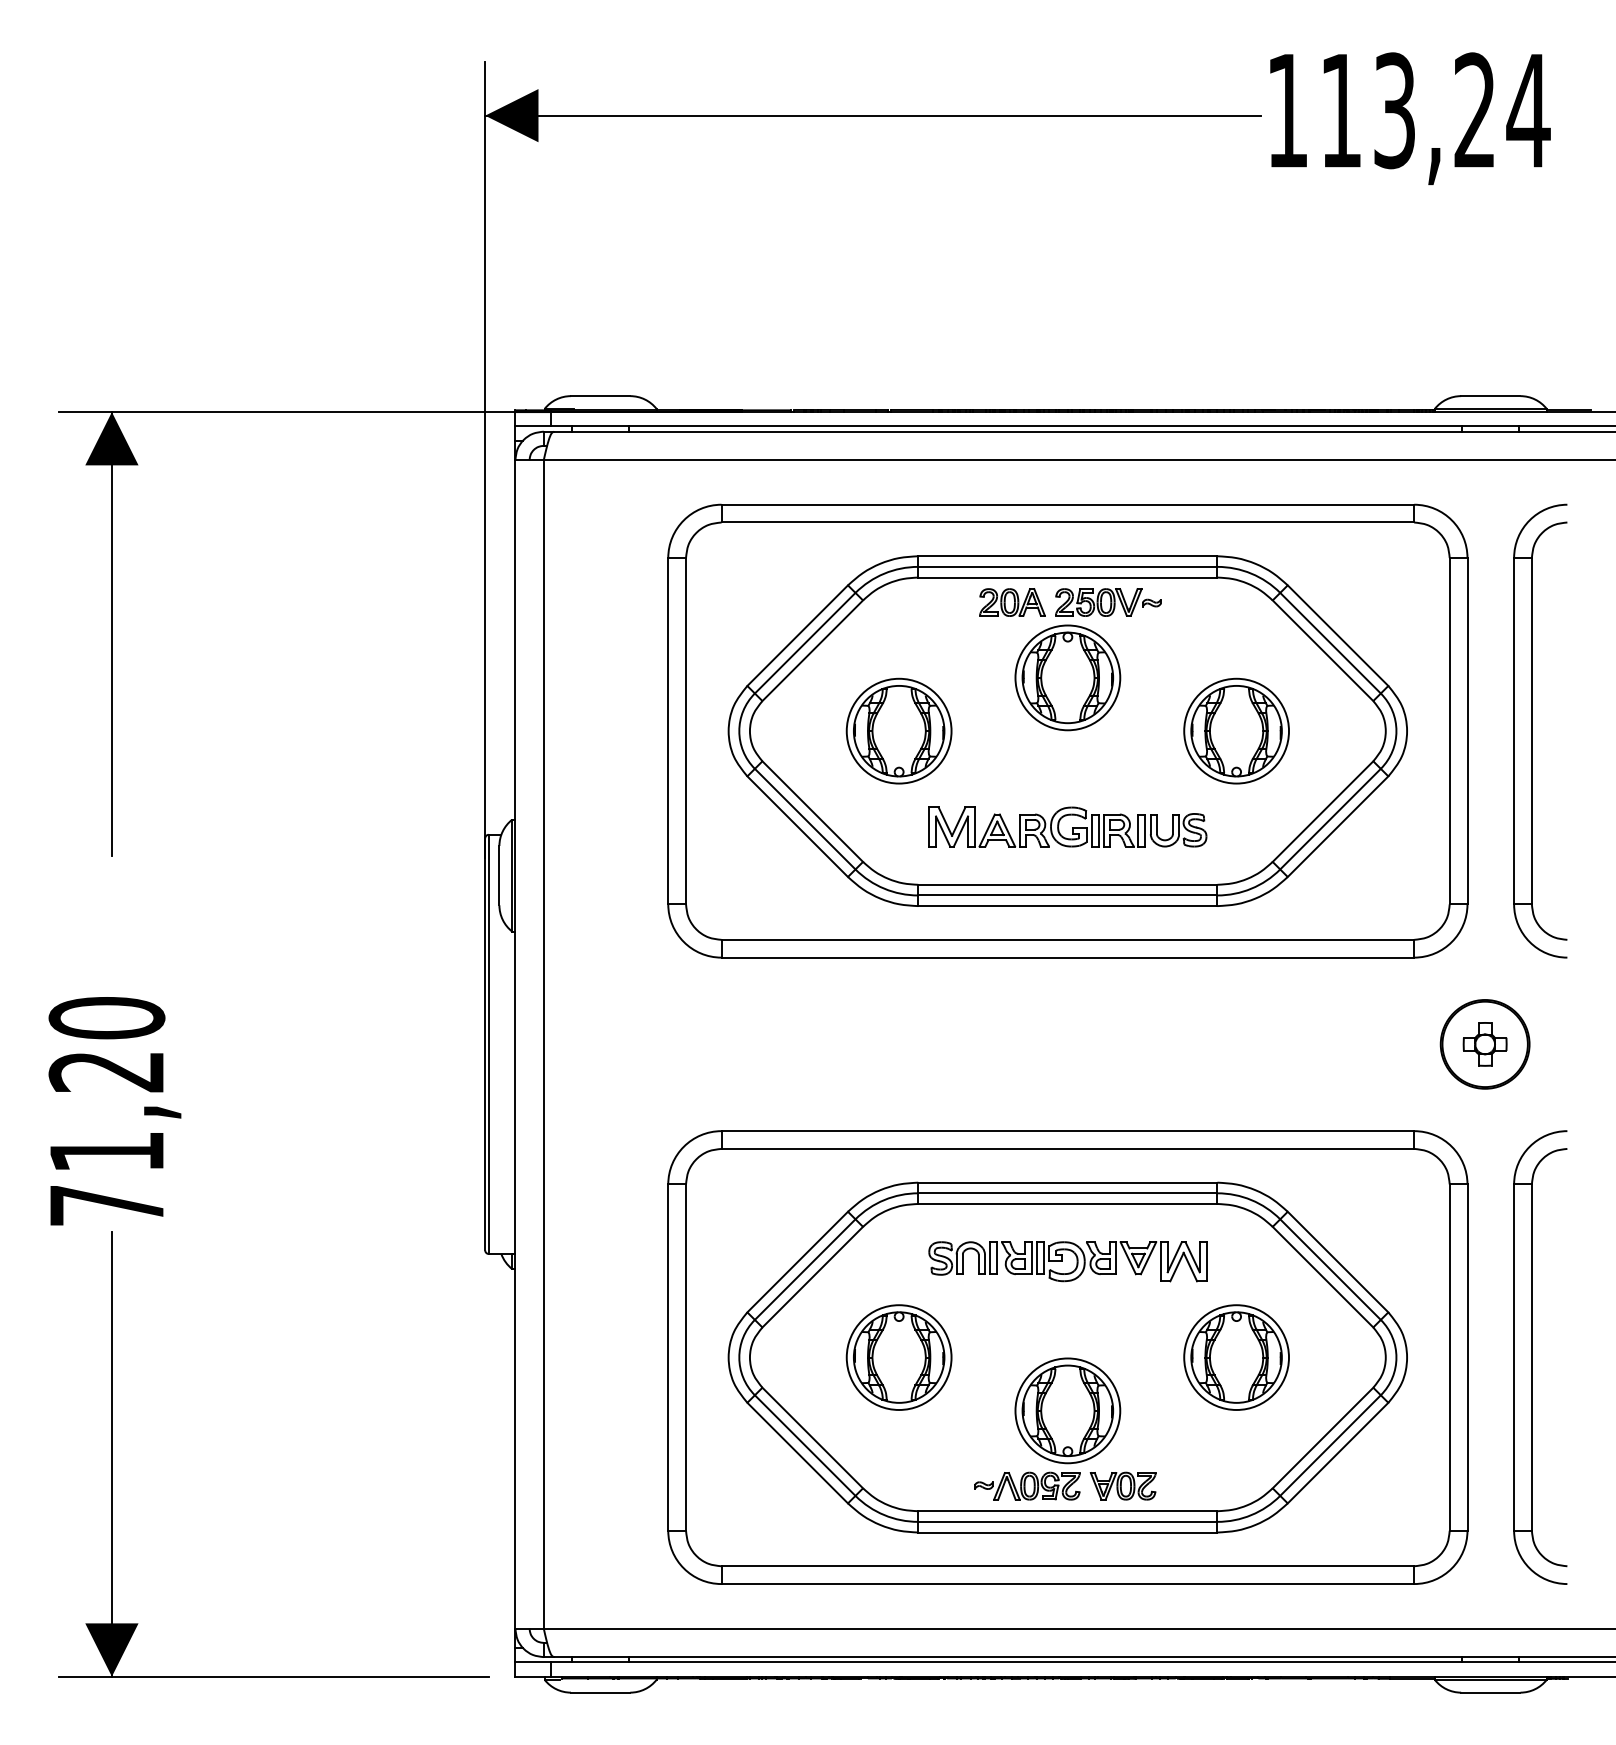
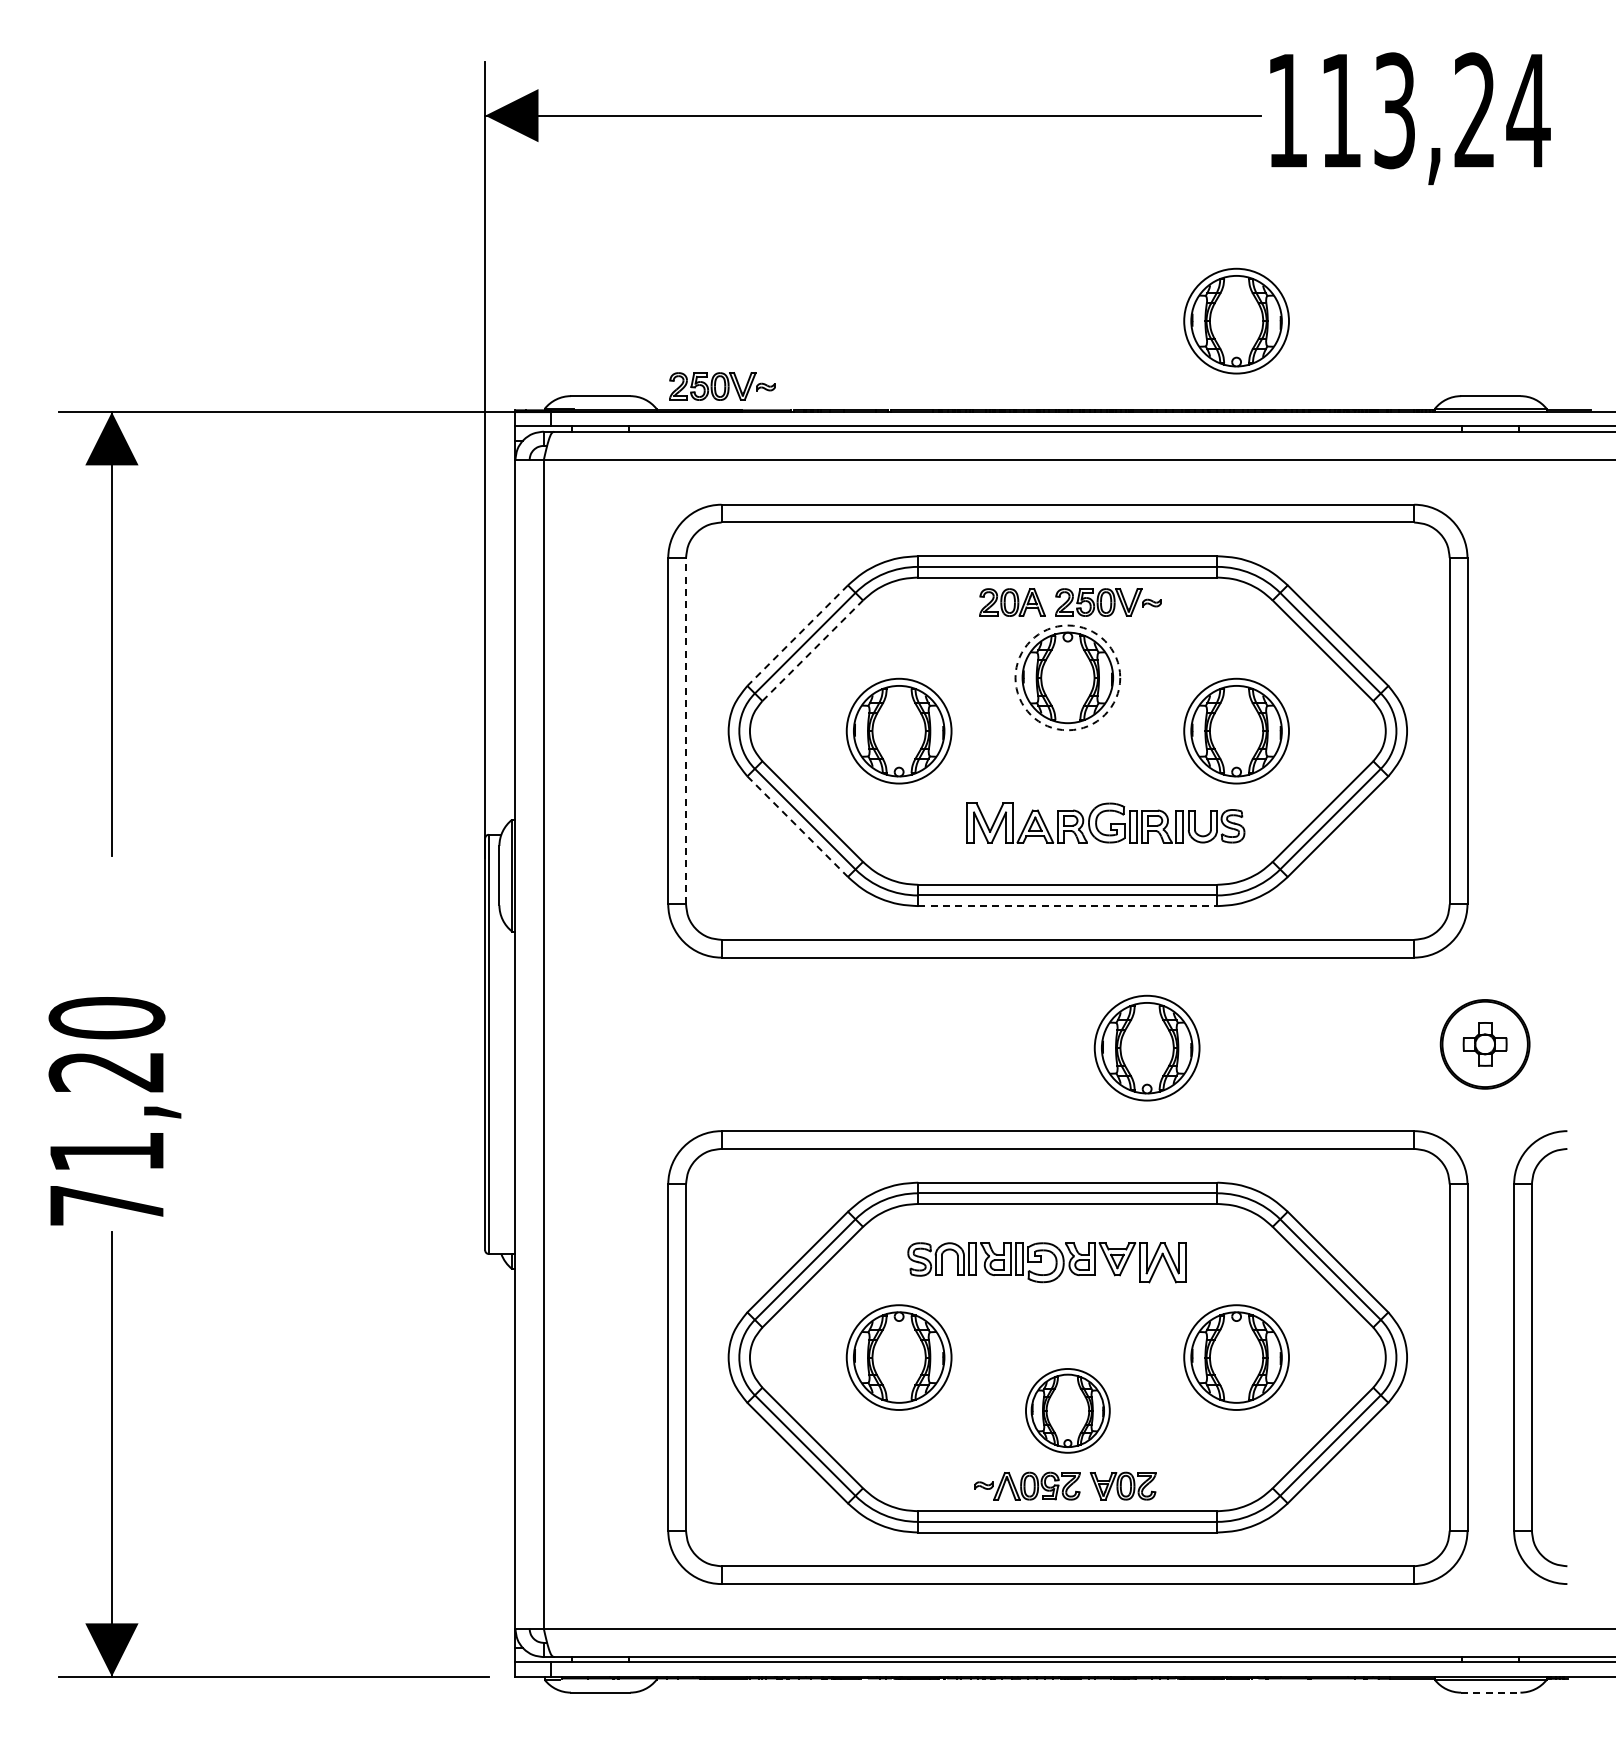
part: none -> present (1236, 320)
part: none -> present (722, 386)
line: solid -> dashed (797, 636)
line: solid -> dashed (813, 650)
circle: solid -> dashed (1067, 677)
line: solid -> dashed (686, 730)
part: present -> none (1532, 730)
part position: (1067, 826) -> (1105, 822) (1105, 822)
line: solid -> dashed (798, 827)
line: solid -> dashed (1067, 906)
part: none -> present (1146, 1047)
part position: (1067, 1261) -> (1046, 1262) (1046, 1262)
part size: 108x108 px -> 86x86 px (1067, 1410)
line: solid -> dashed (1490, 1692)
